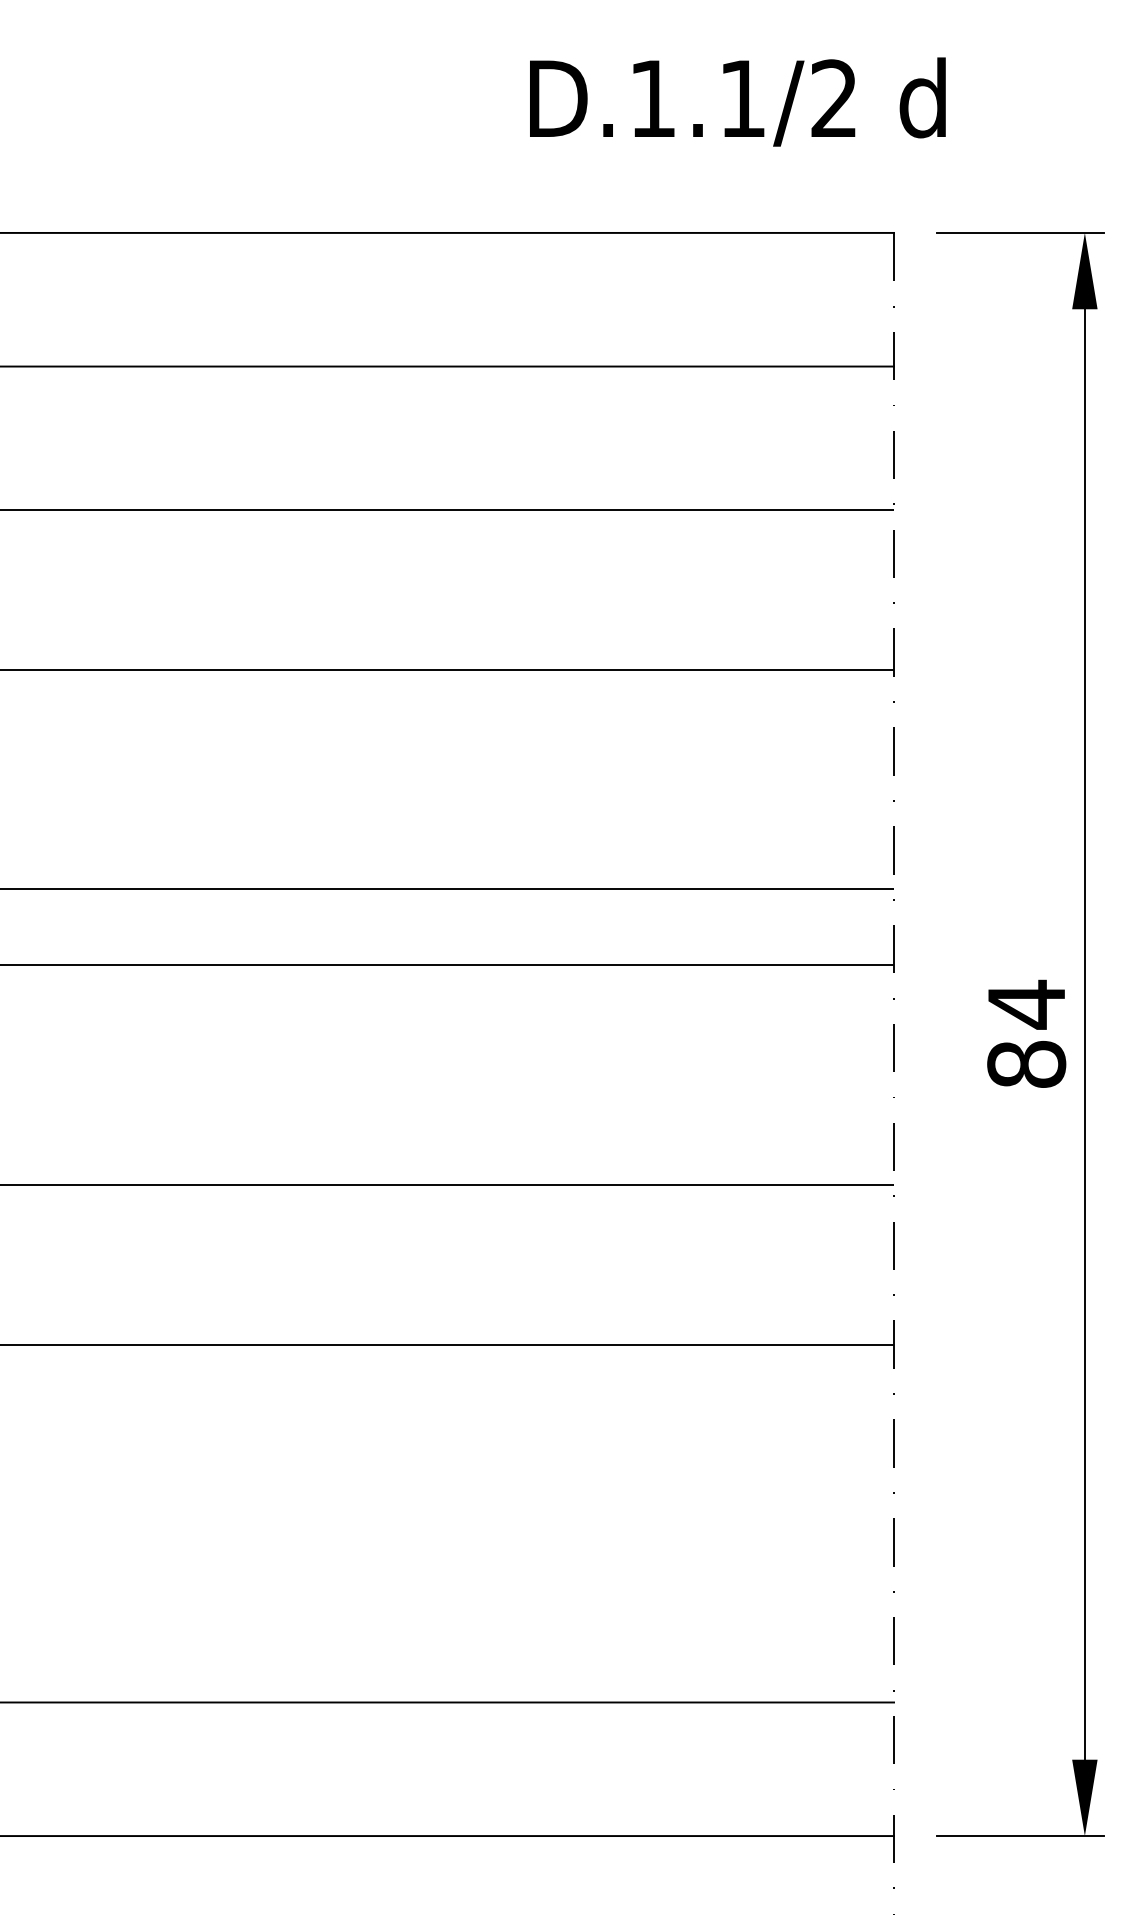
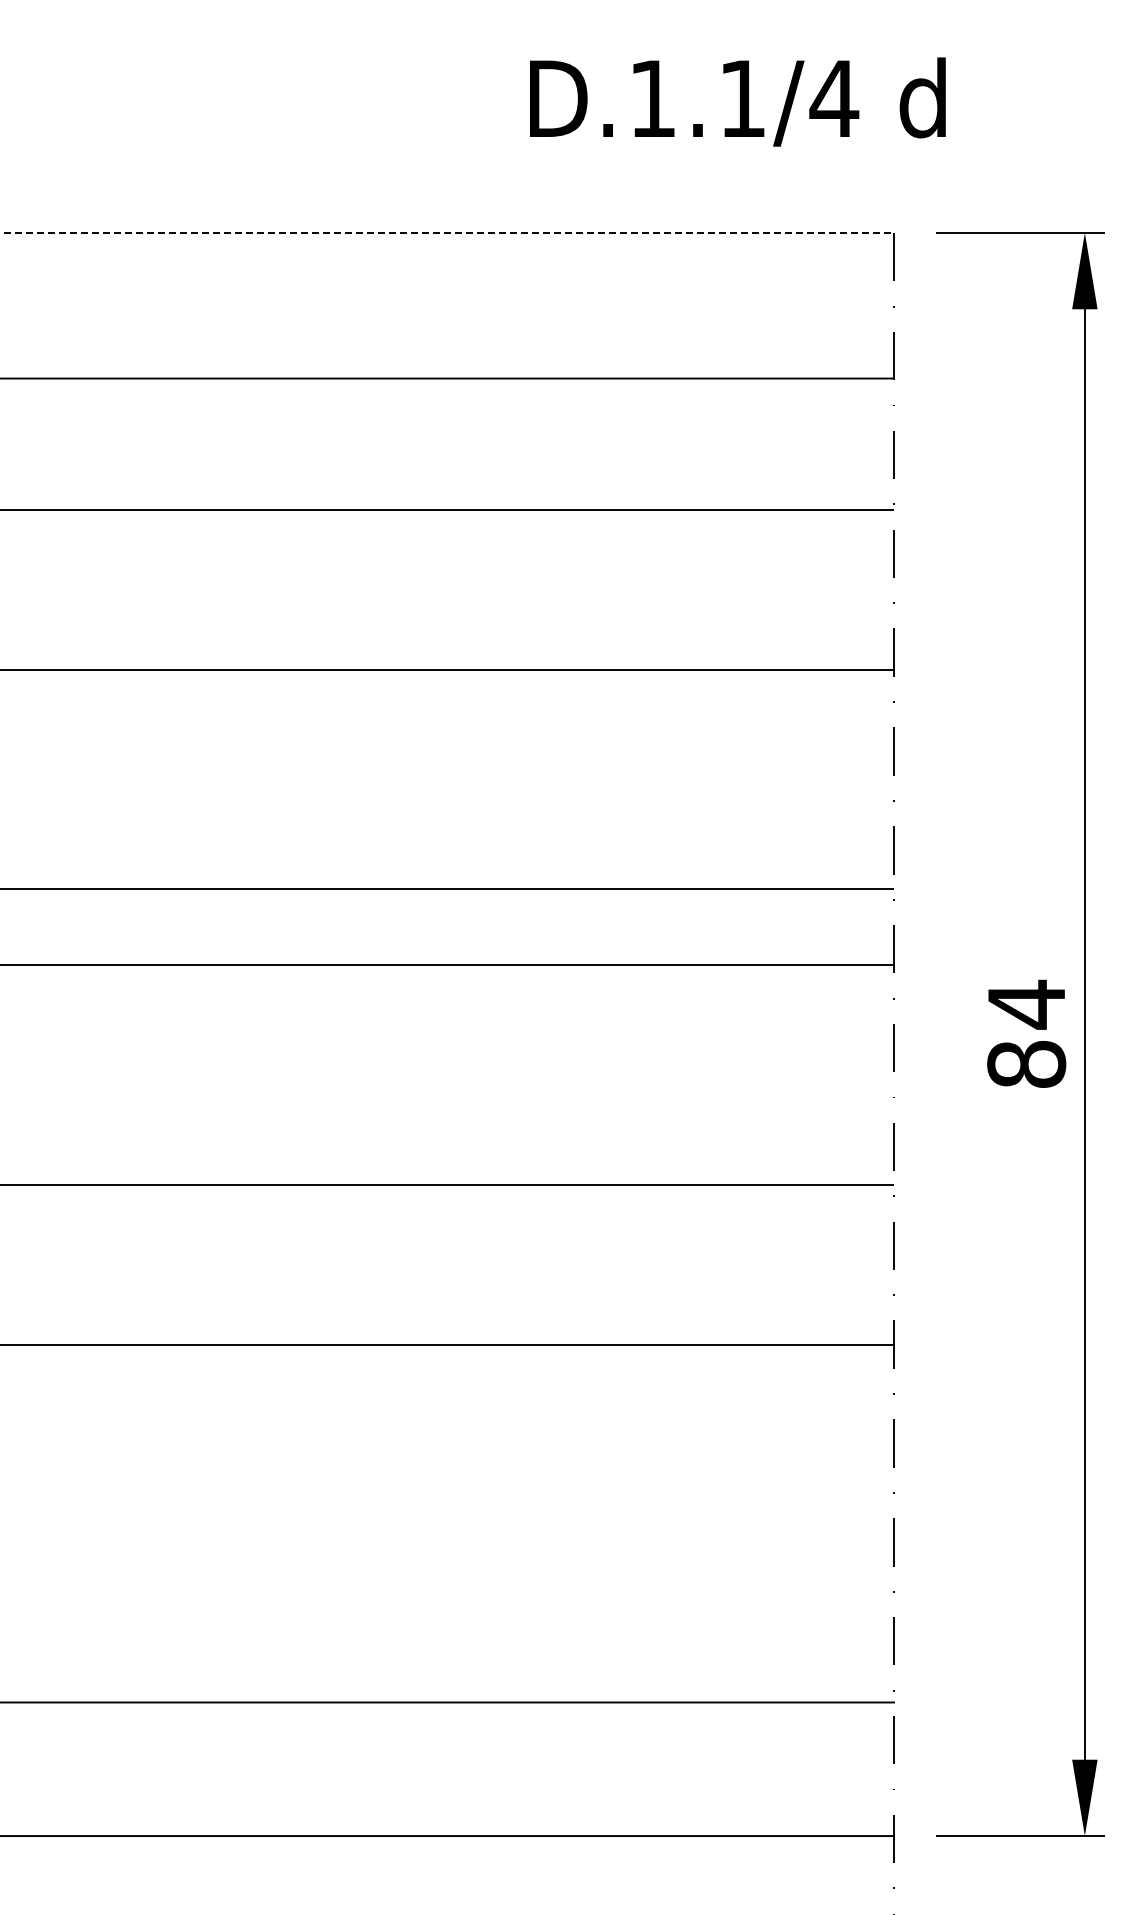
text: D.1.1/2 -> D.1.1/4 (834, 97)
line: solid -> dashed (447, 232)
line position: (448, 366) -> (448, 378) (448, 378)
